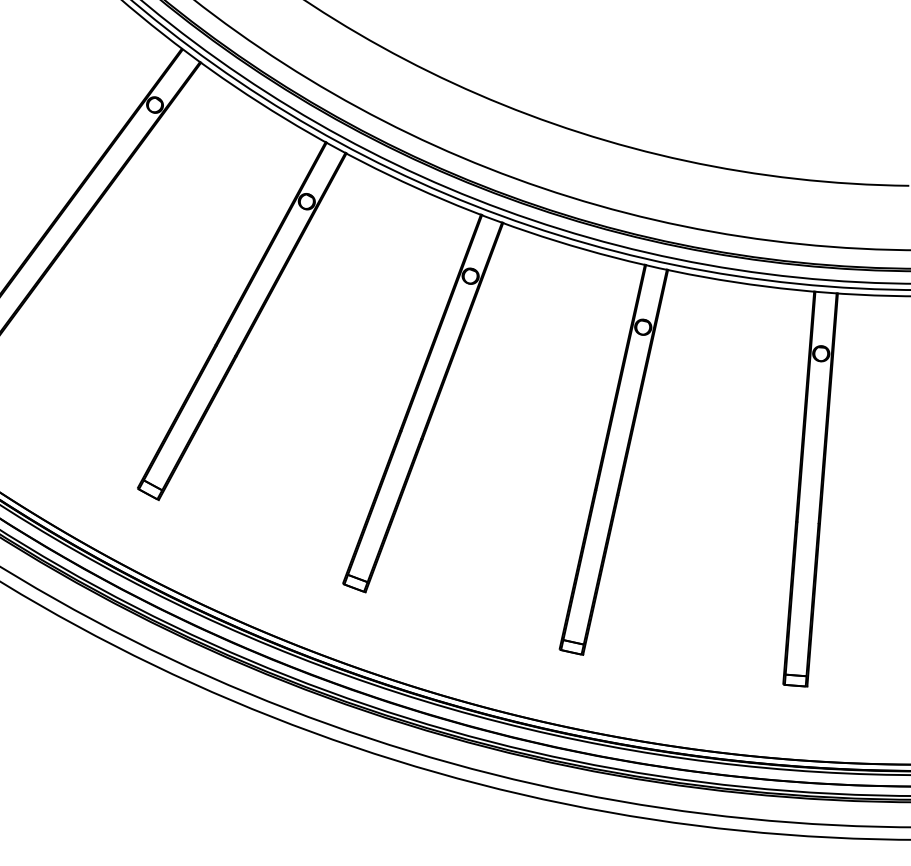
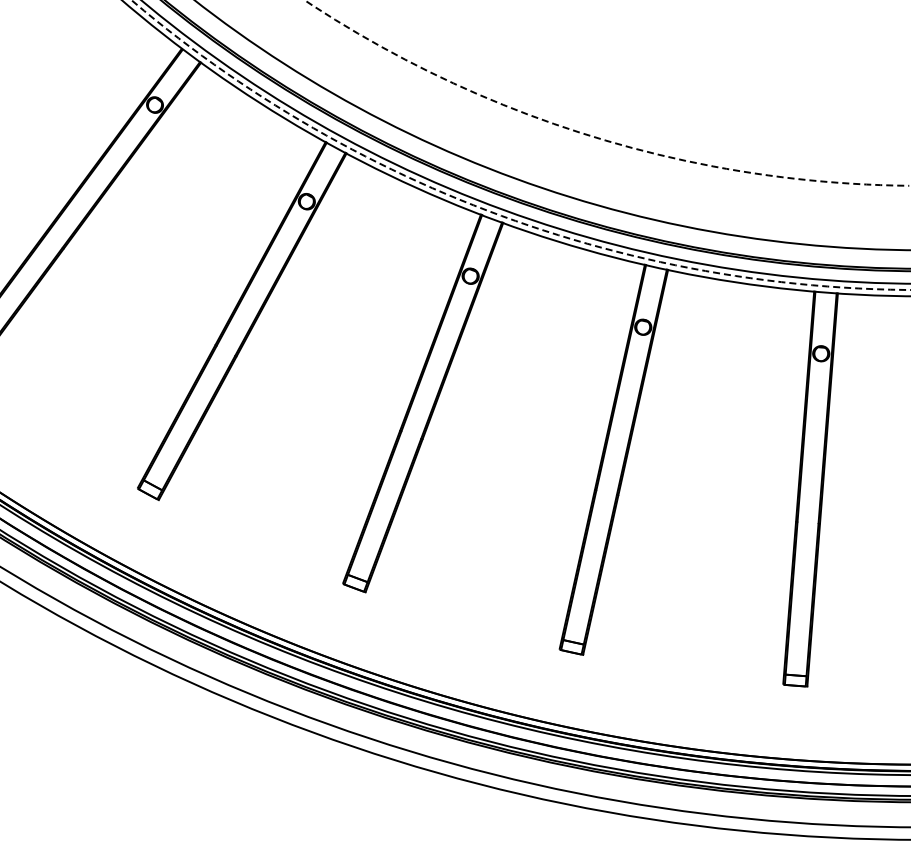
arc: solid -> dashed (593, 136)
circle: solid -> dashed (520, 144)
